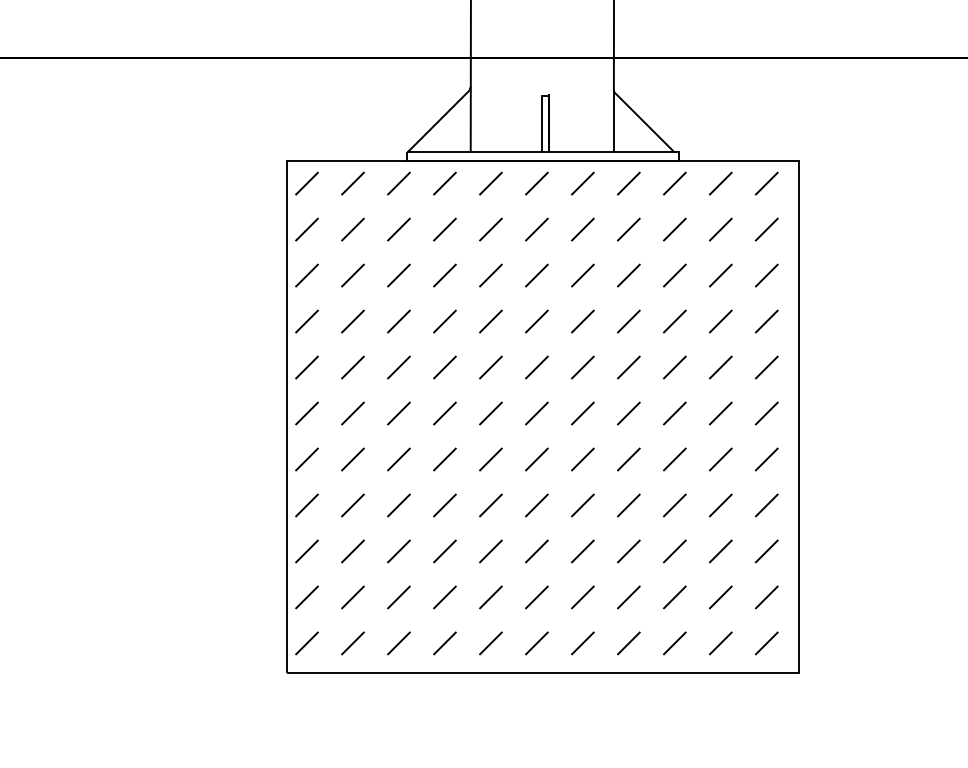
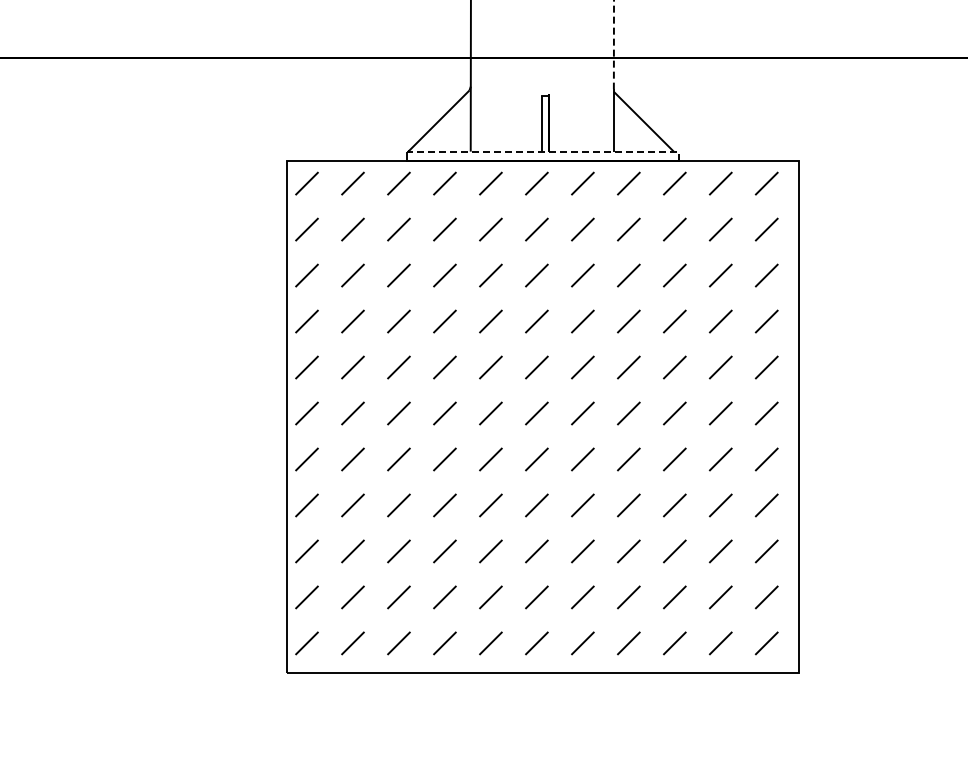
line: solid -> dashed (613, 45)
line: solid -> dashed (547, 151)
